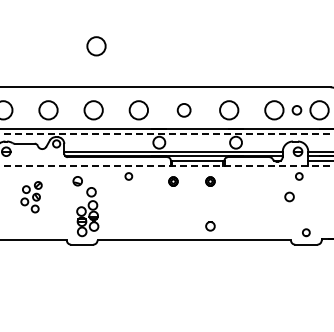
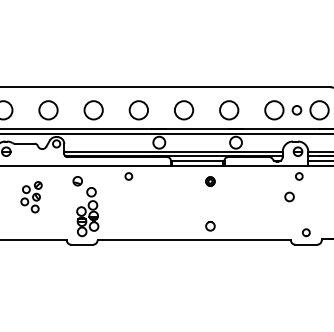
circle: present -> none (96, 46)
circle size: 16x15 px -> 21x21 px (184, 110)
line: dashed -> solid (167, 133)
line: dashed -> solid (167, 166)
part: present -> none (173, 181)
